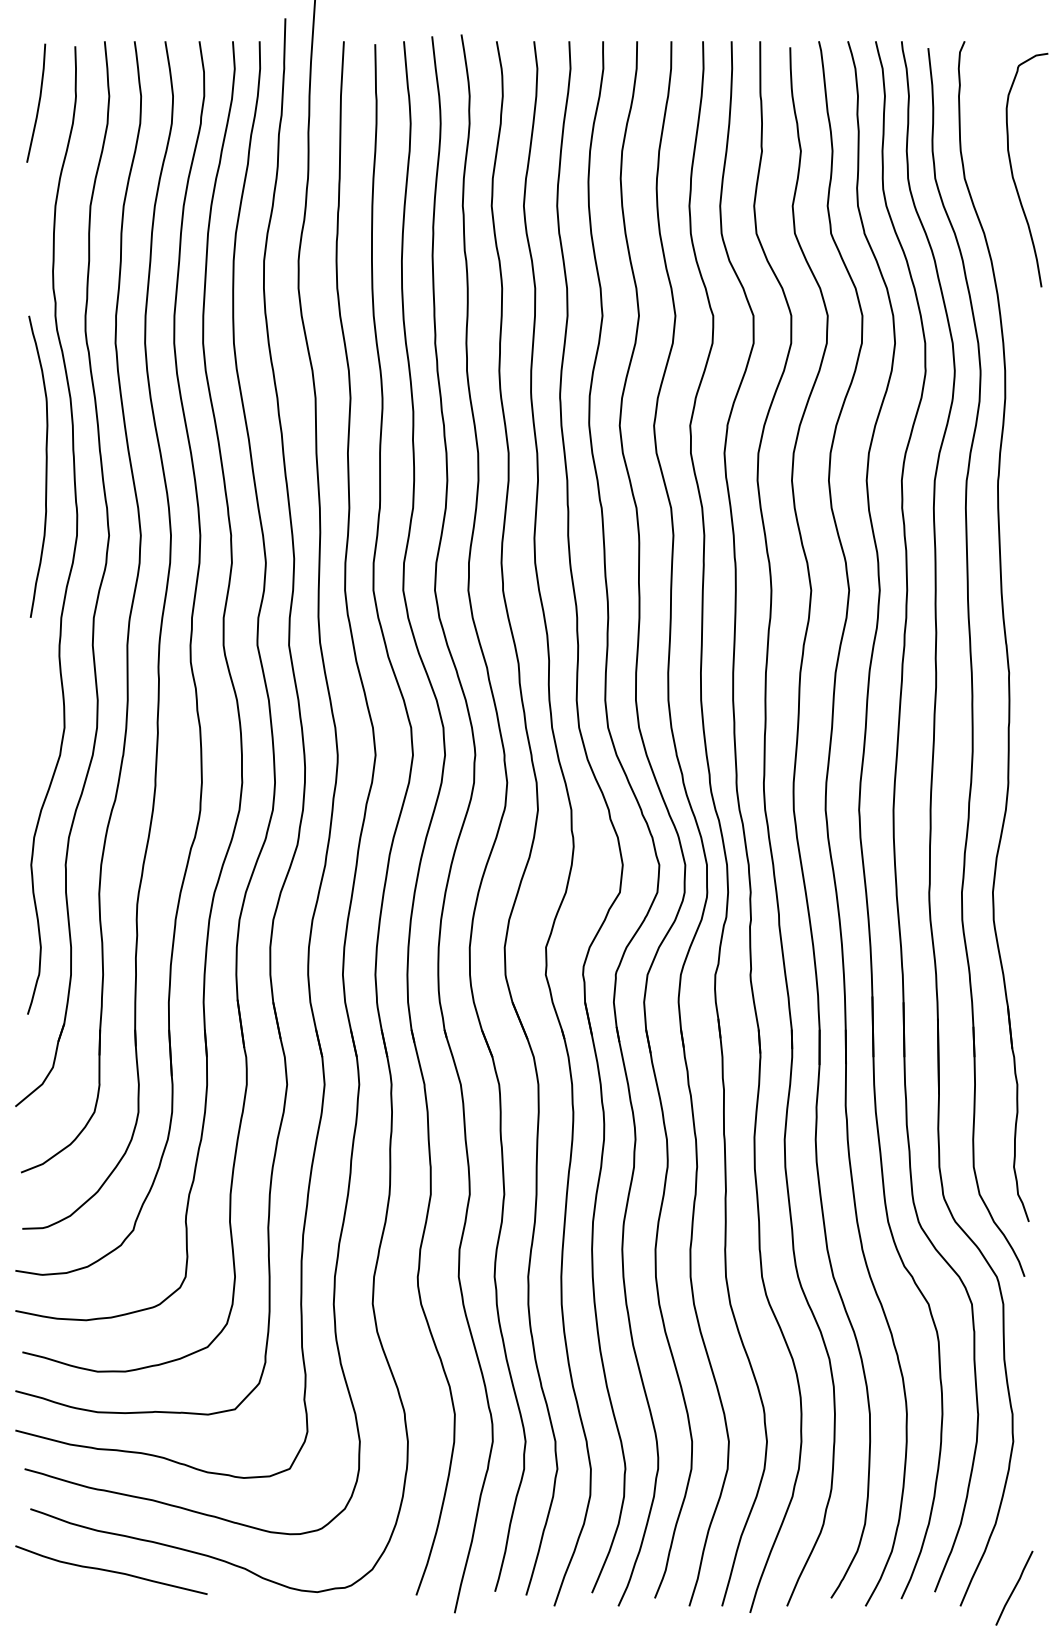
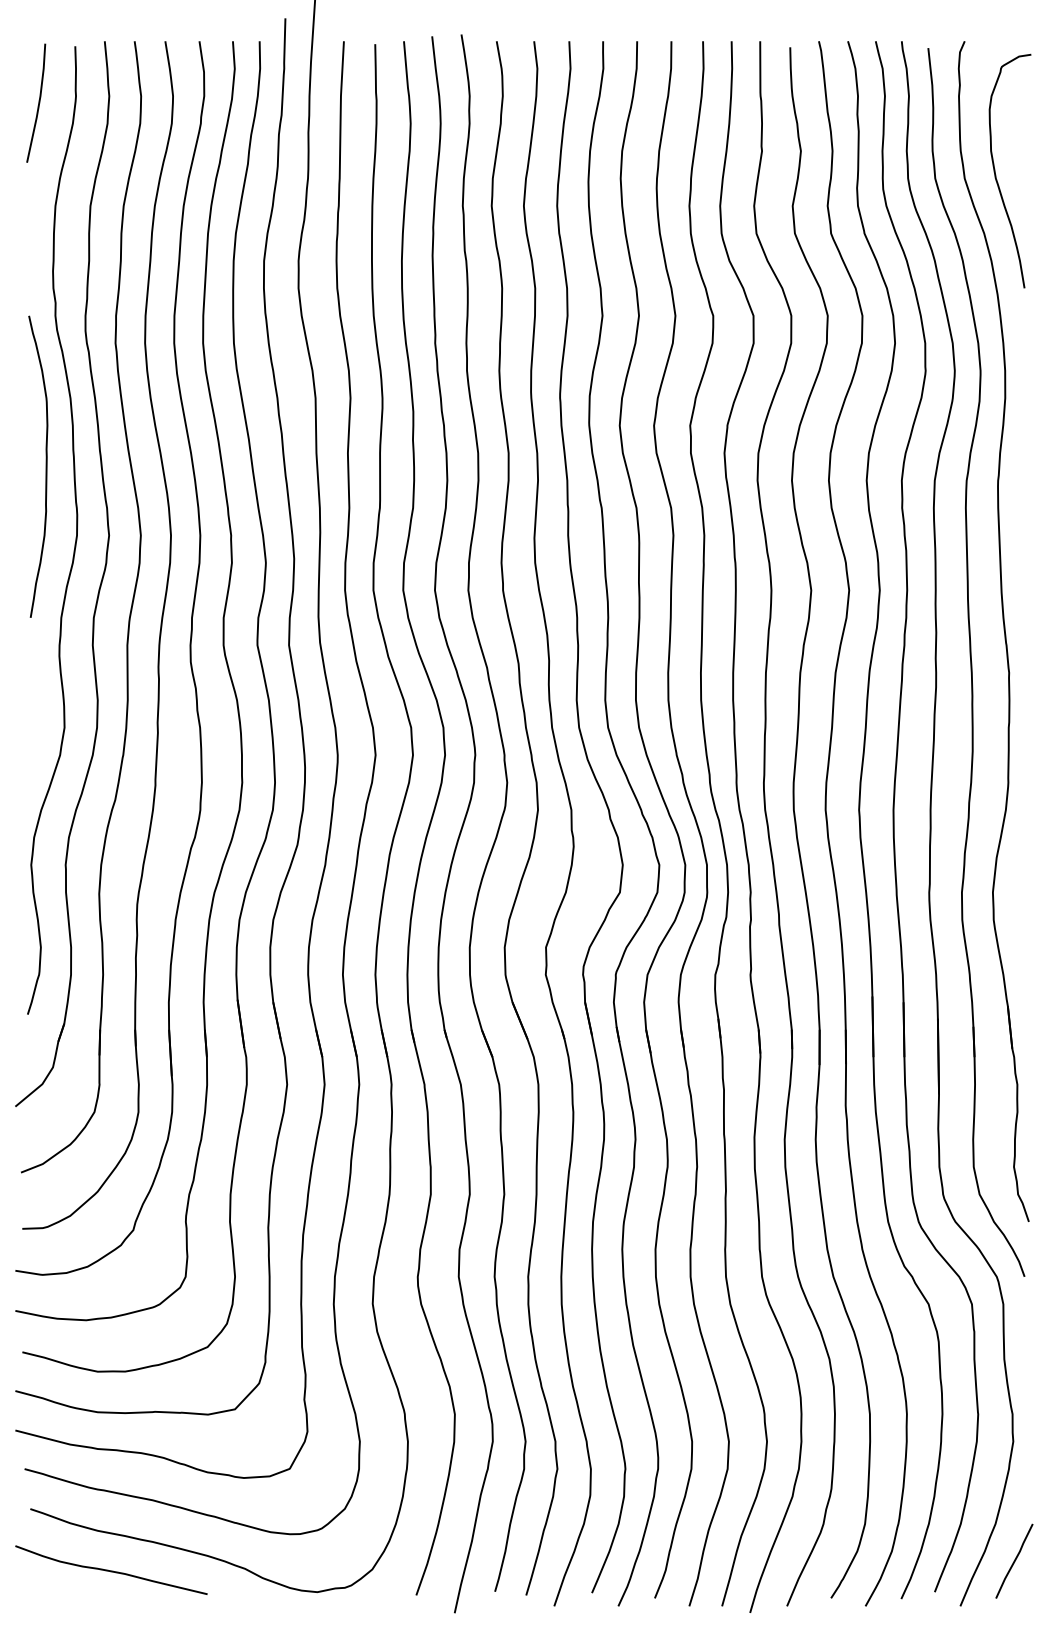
curve position: (1013, 173) -> (996, 174) (996, 174)
line position: (1014, 1587) -> (1014, 1560) (1014, 1560)
